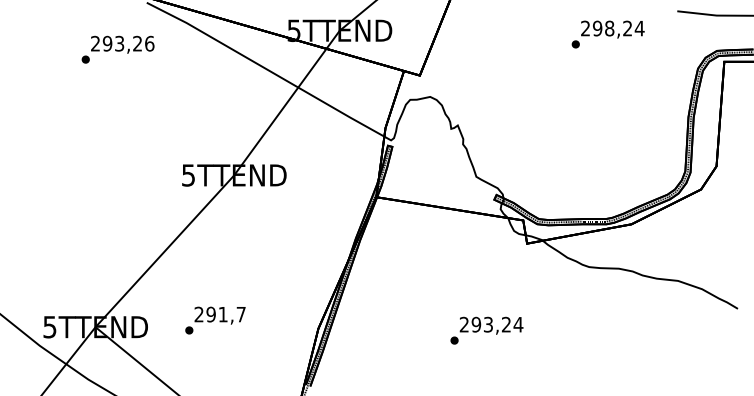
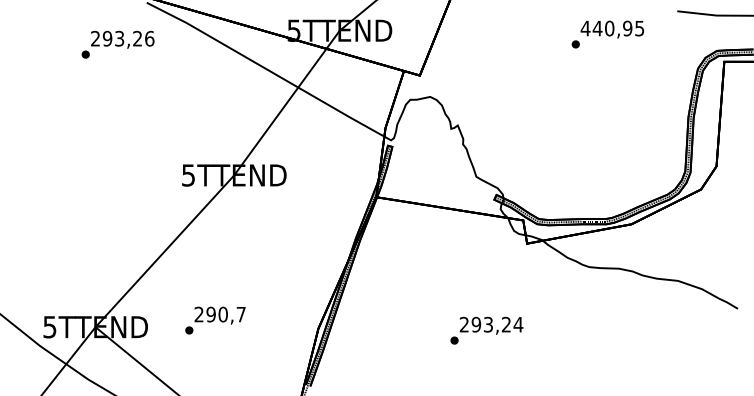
text: 298,24 -> 440,95 (612, 28)
text position: (117, 49) -> (117, 44) (117, 44)
text: 291,7 -> 290,7 (222, 314)
